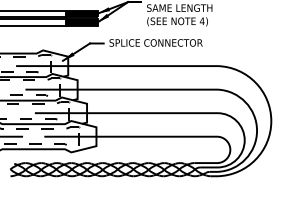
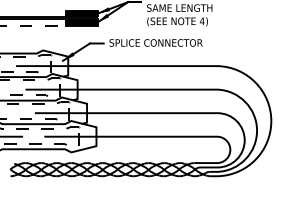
line: present -> none (34, 10)
line: solid -> dashed (33, 25)
